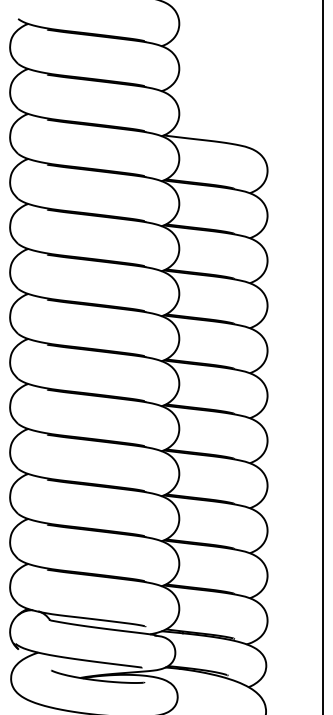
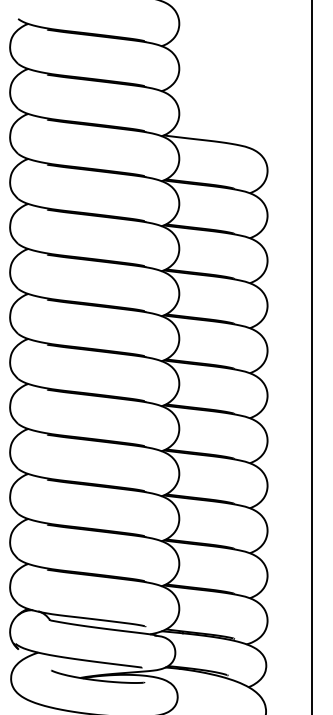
line position: (322, 356) -> (311, 356) (311, 356)
